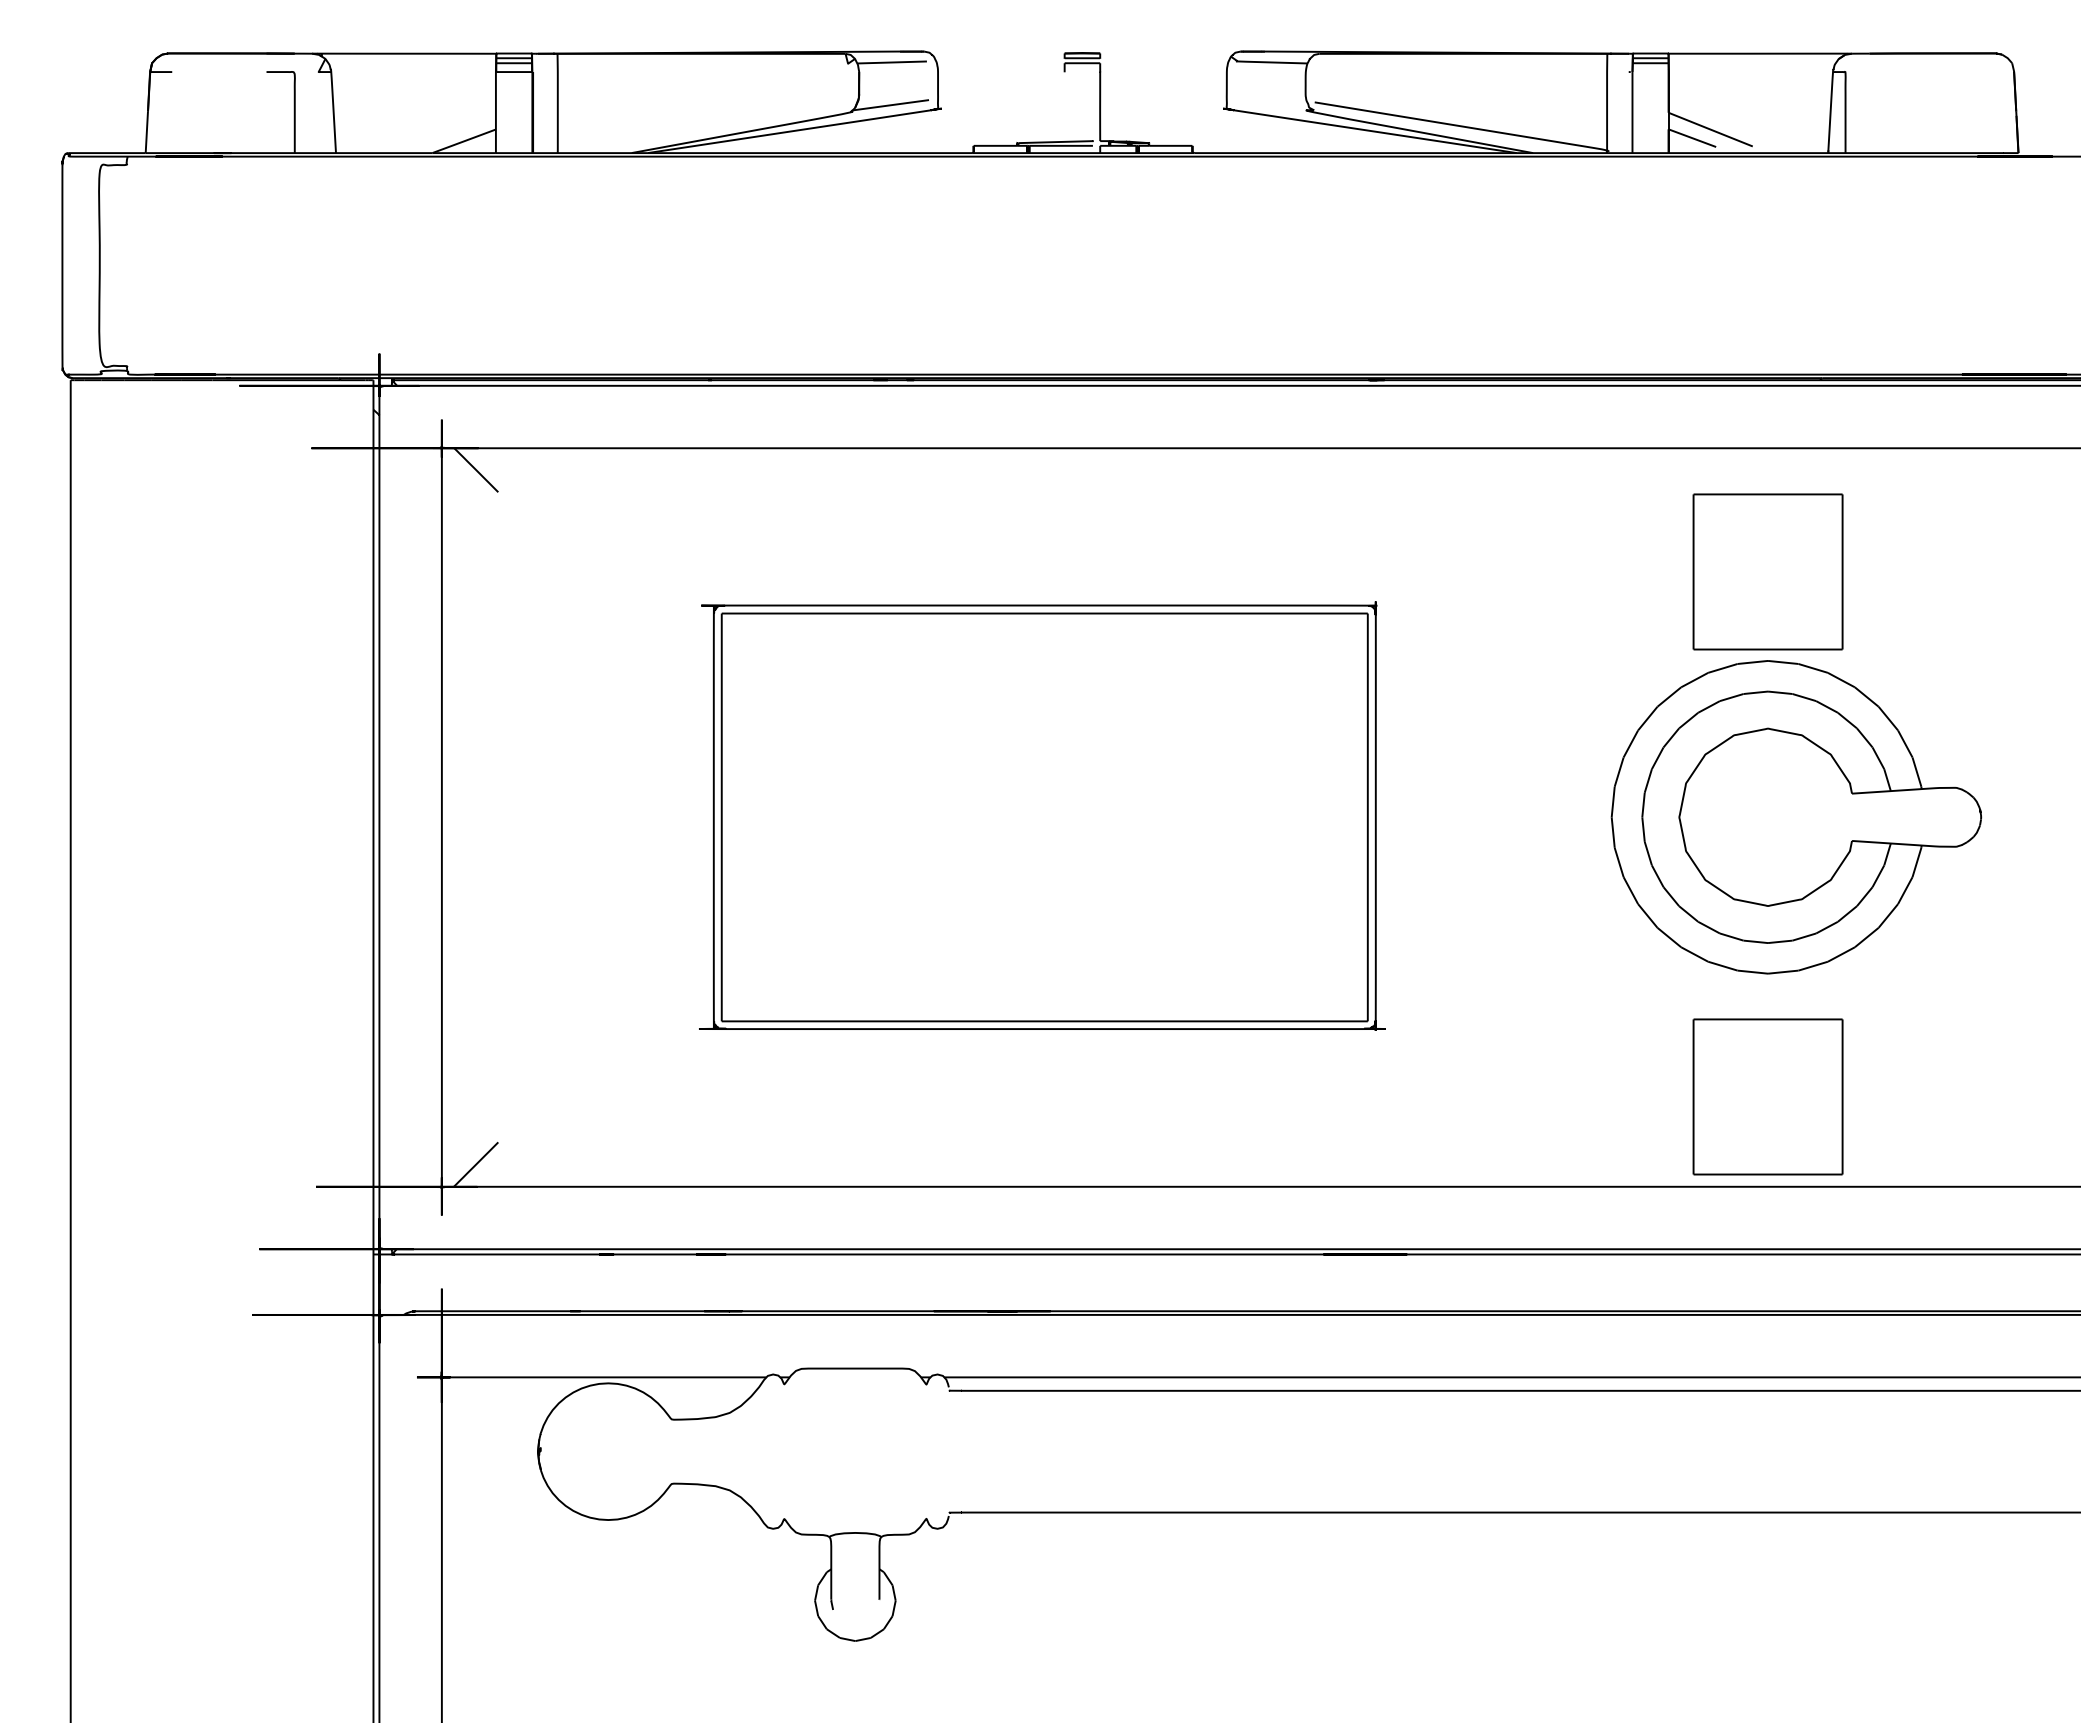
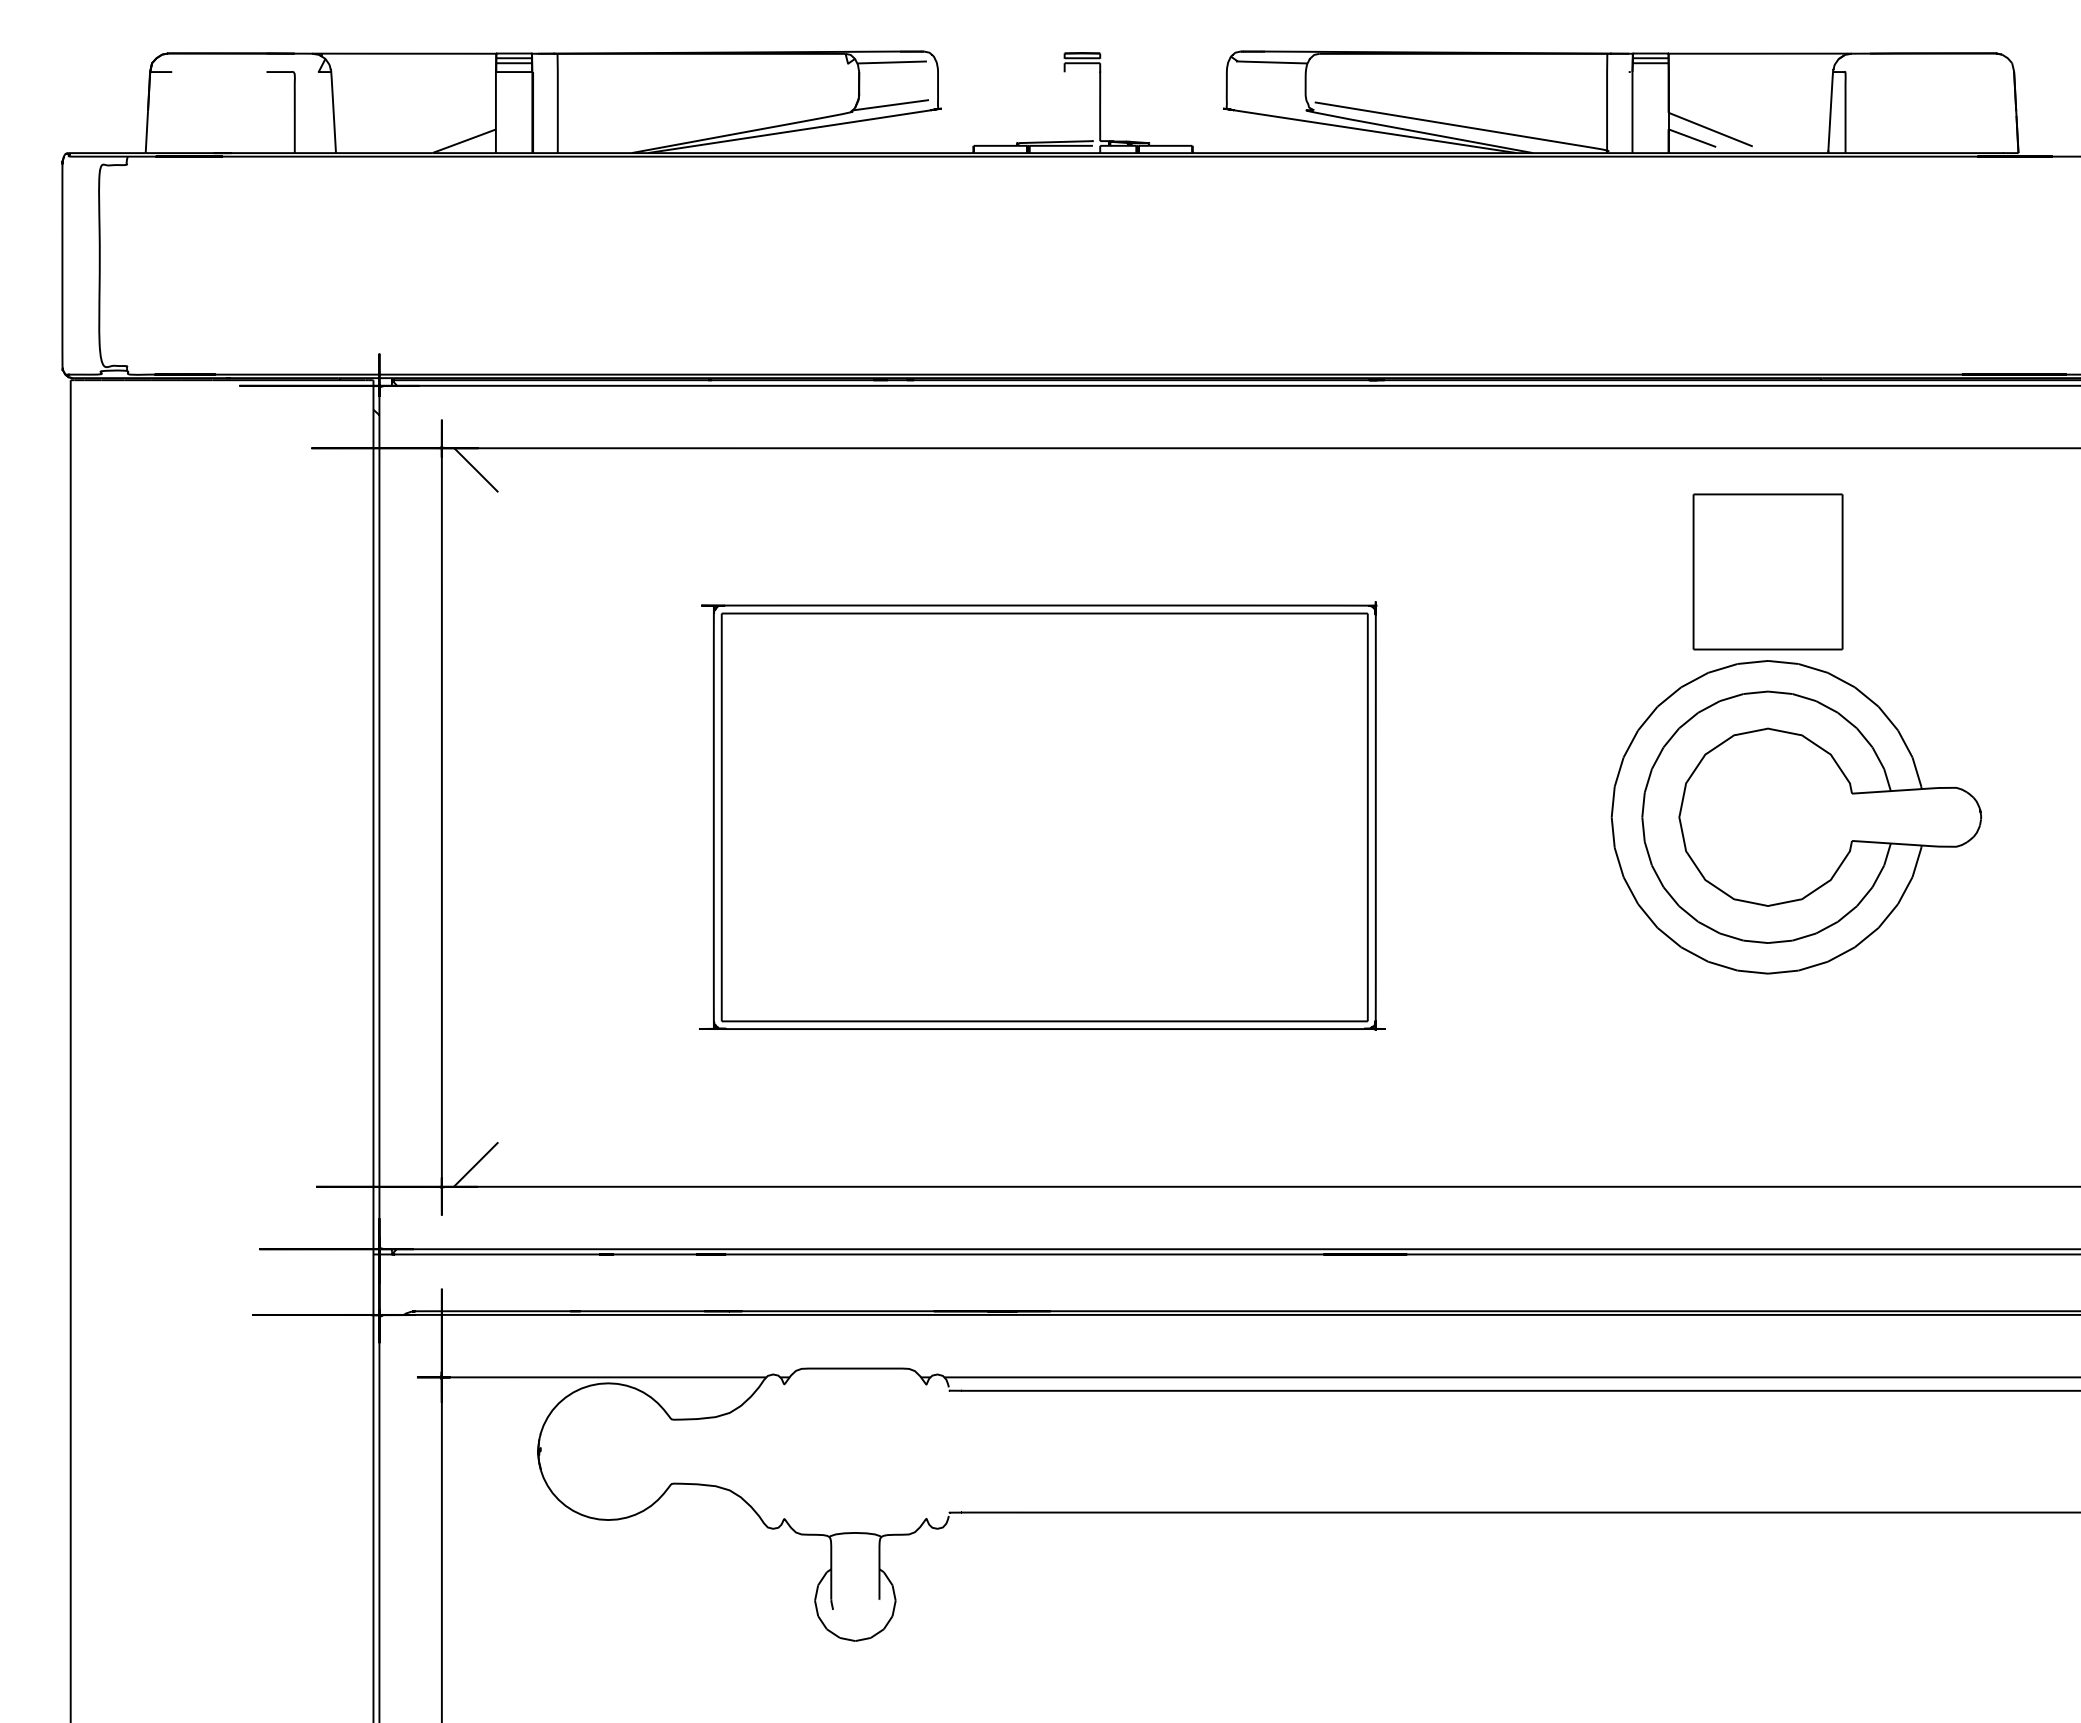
part: present -> none (1767, 1096)
